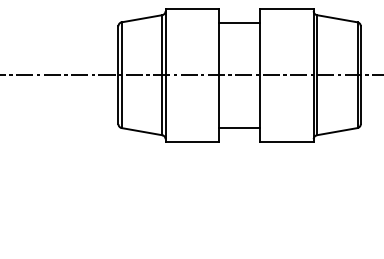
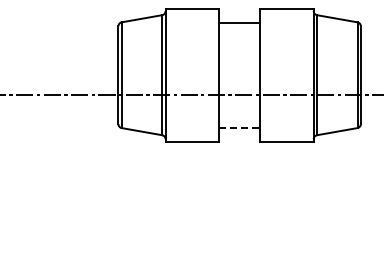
line position: (191, 75) -> (191, 95) (191, 95)
line: solid -> dashed (240, 127)
